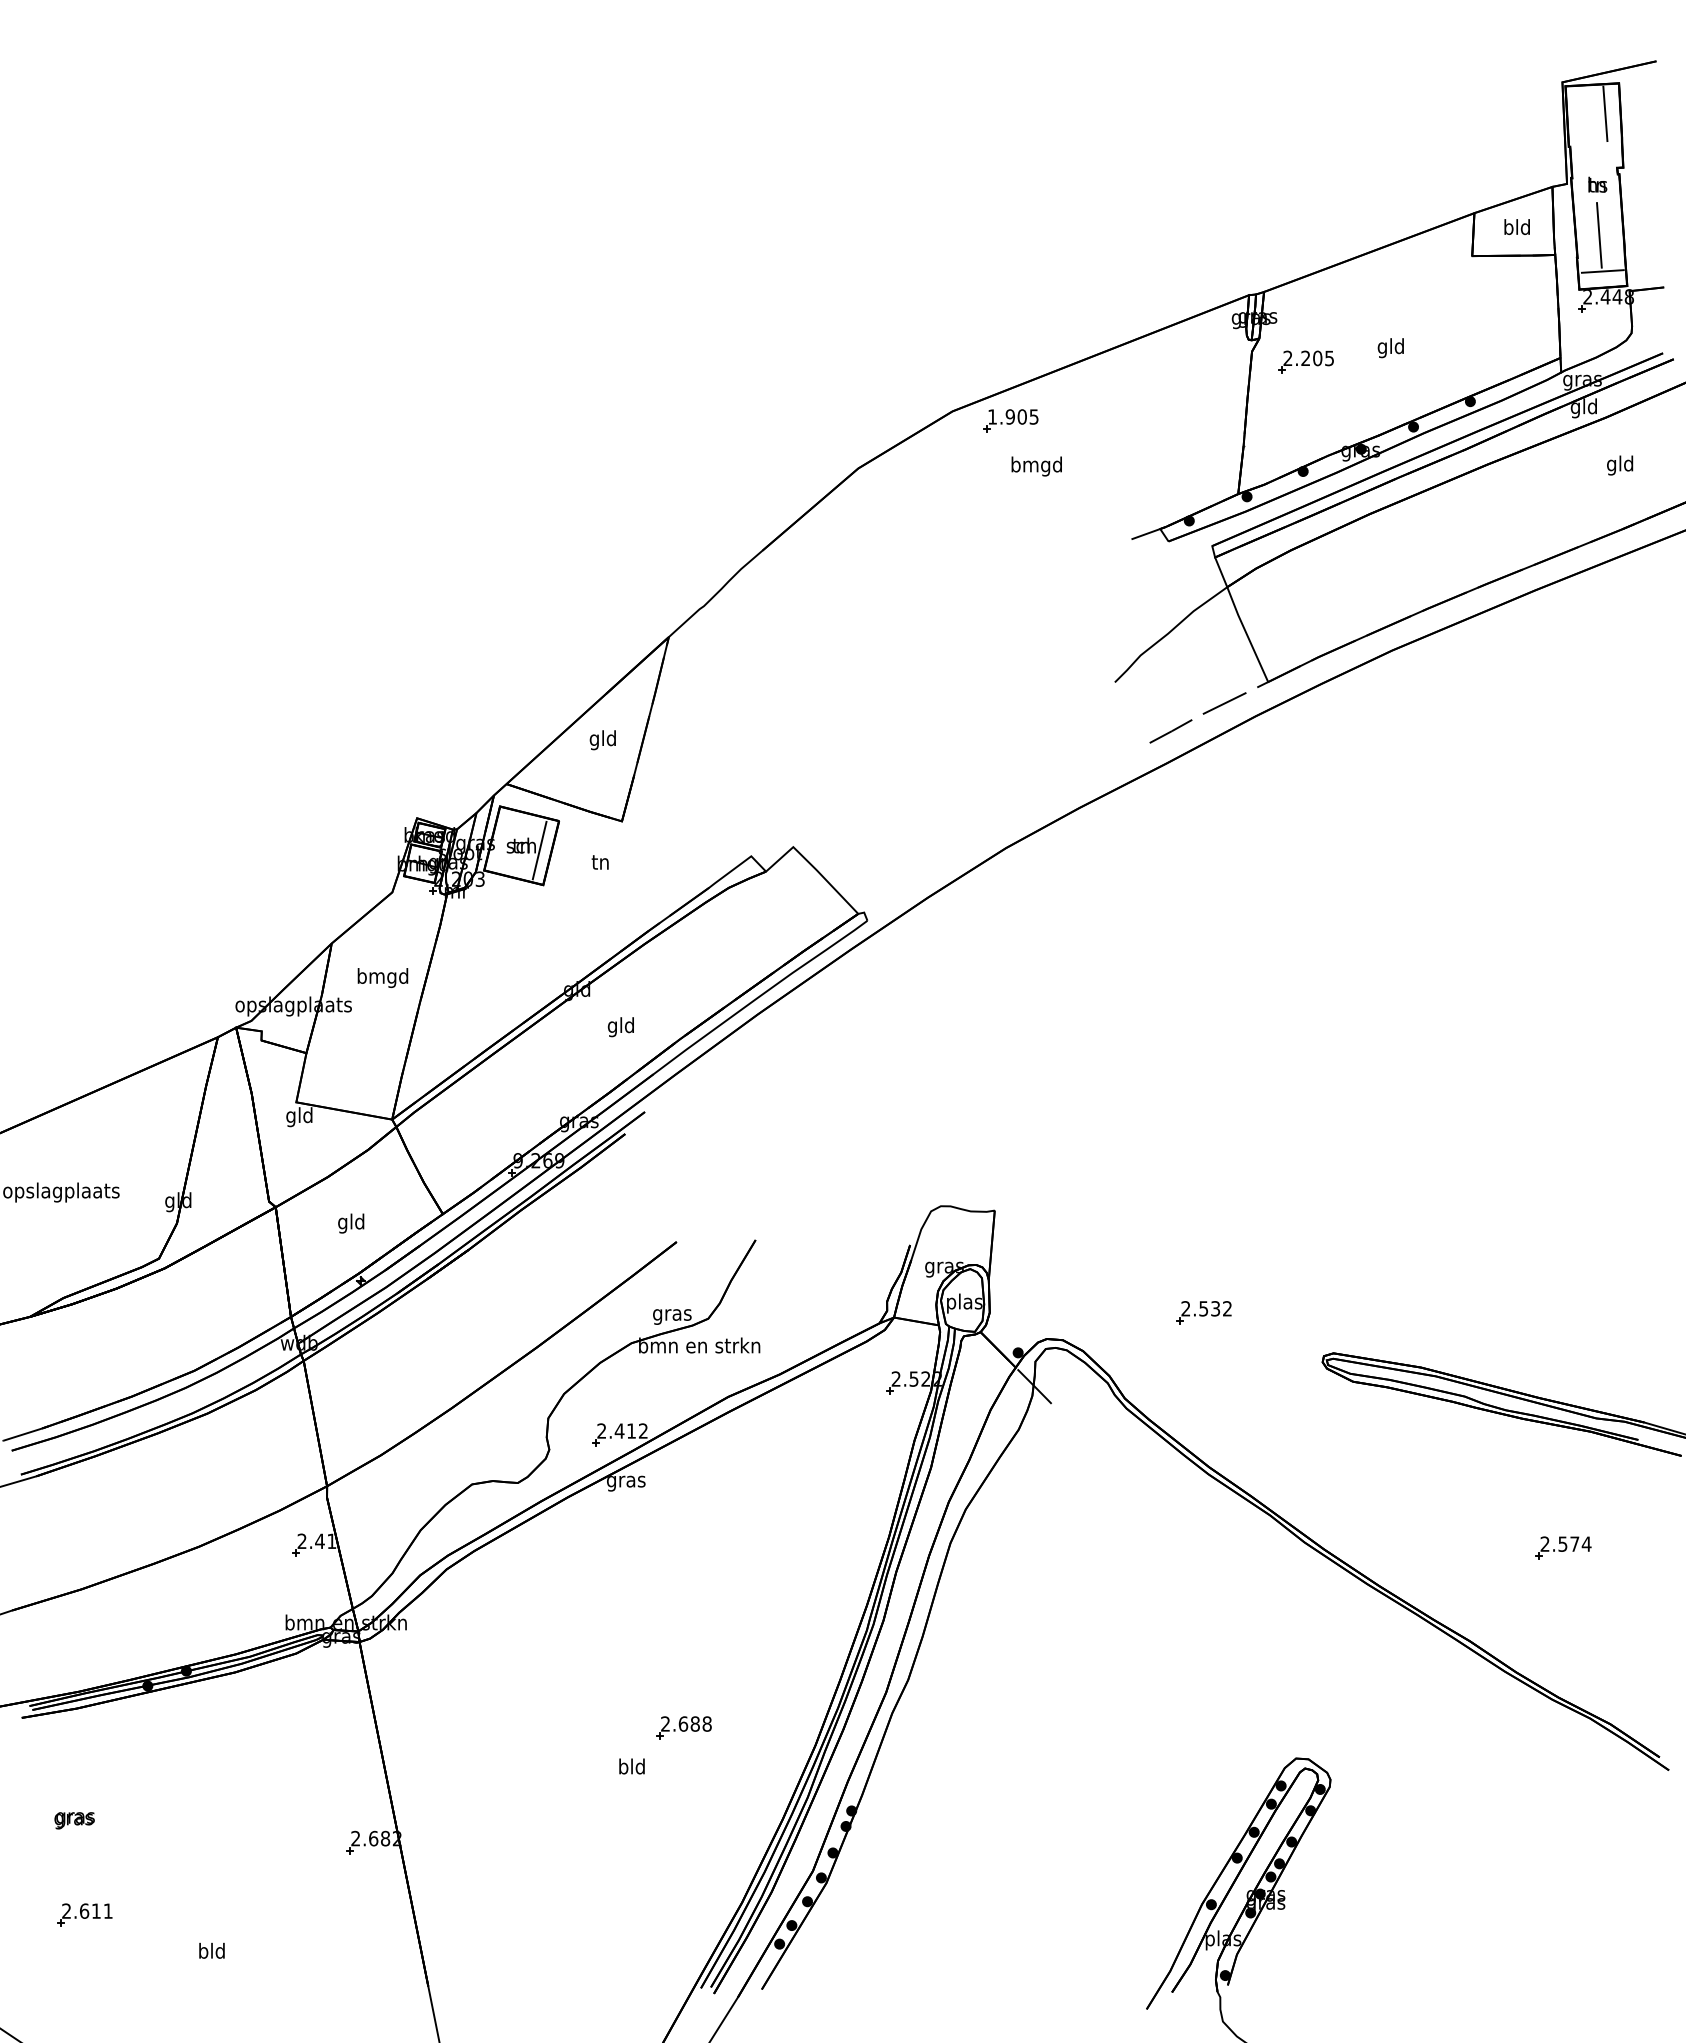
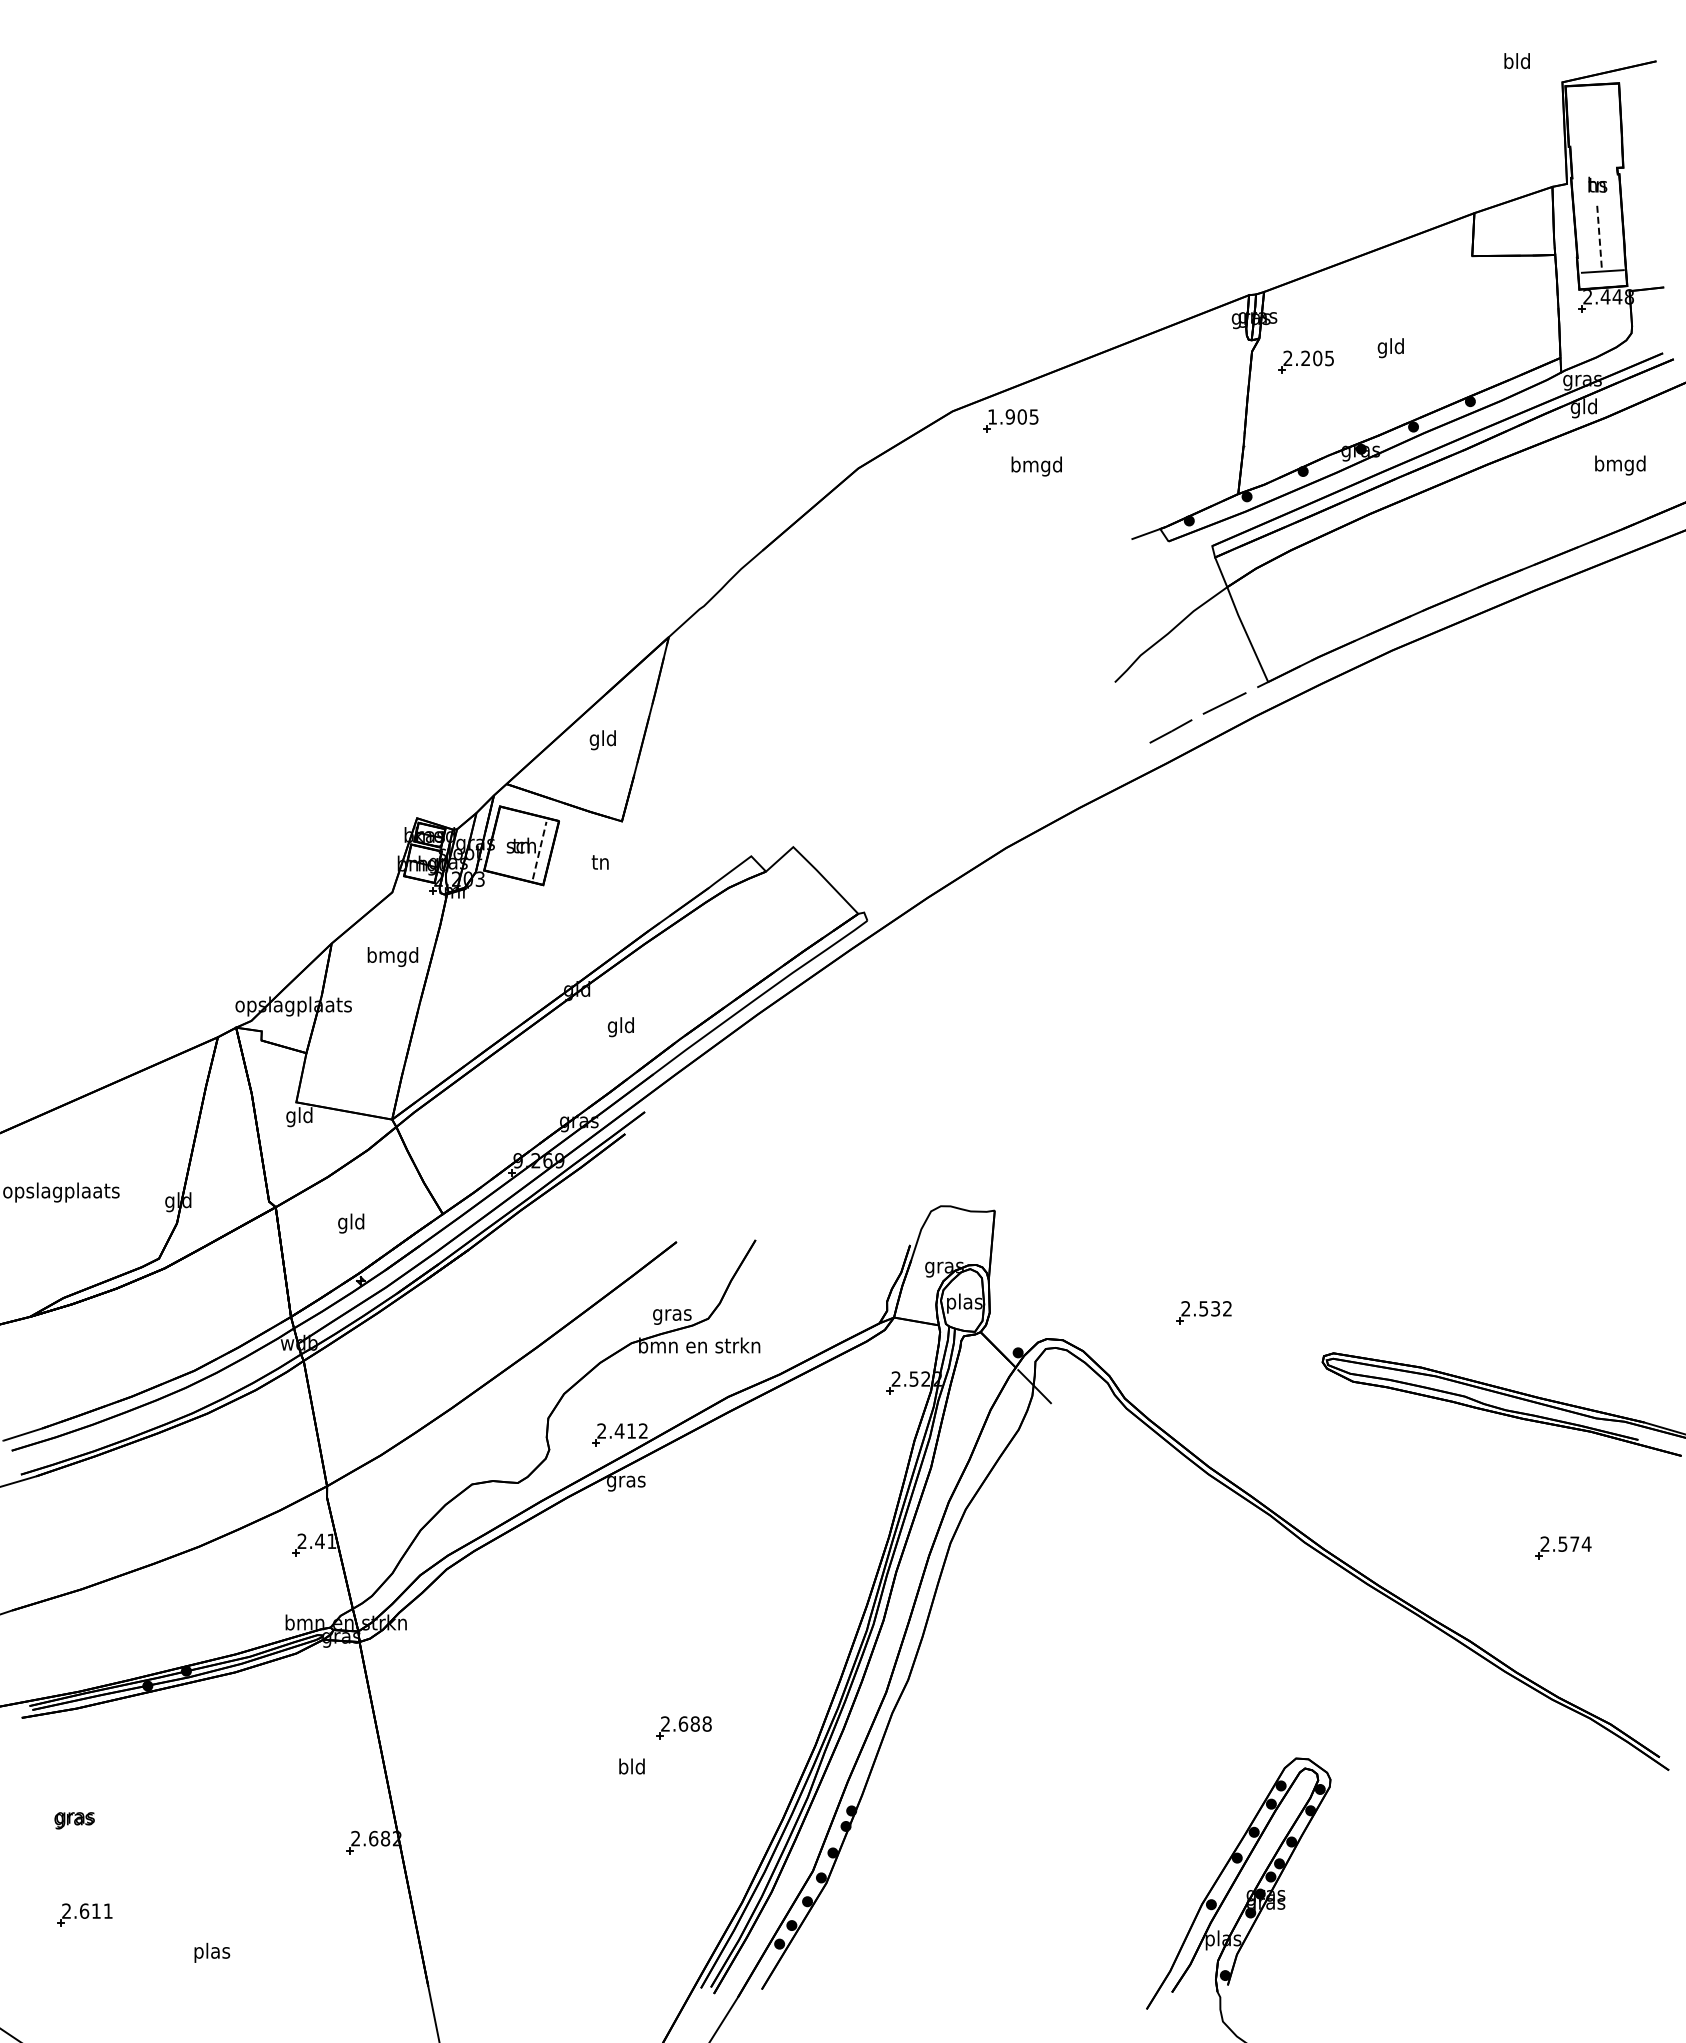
line: present -> none (1605, 113)
text position: (1516, 226) -> (1516, 60) (1516, 60)
line: solid -> dashed (1599, 234)
text: gld -> bmgd (1620, 465)
line: solid -> dashed (539, 850)
text position: (382, 977) -> (392, 956) (392, 956)
text: bld -> plas (212, 1952)
